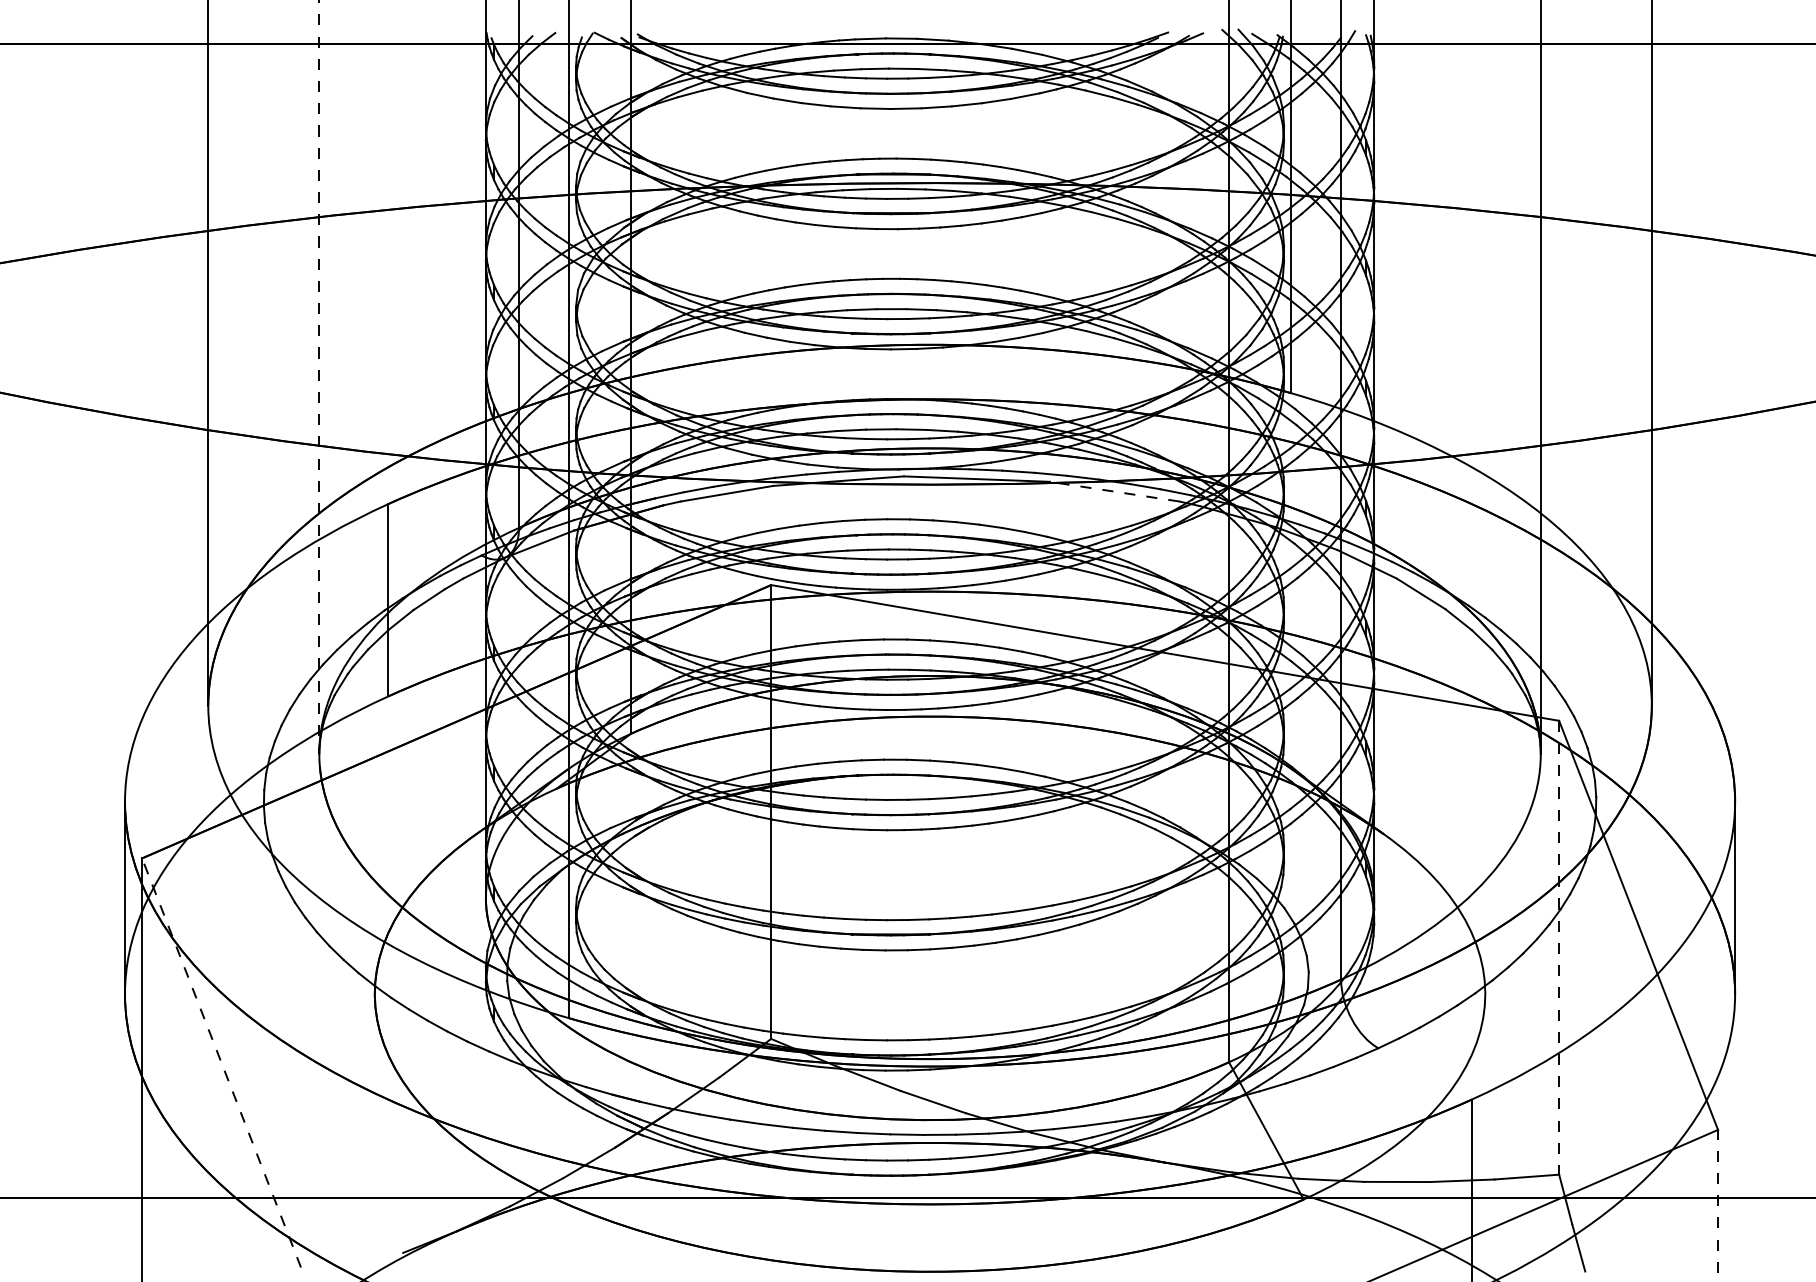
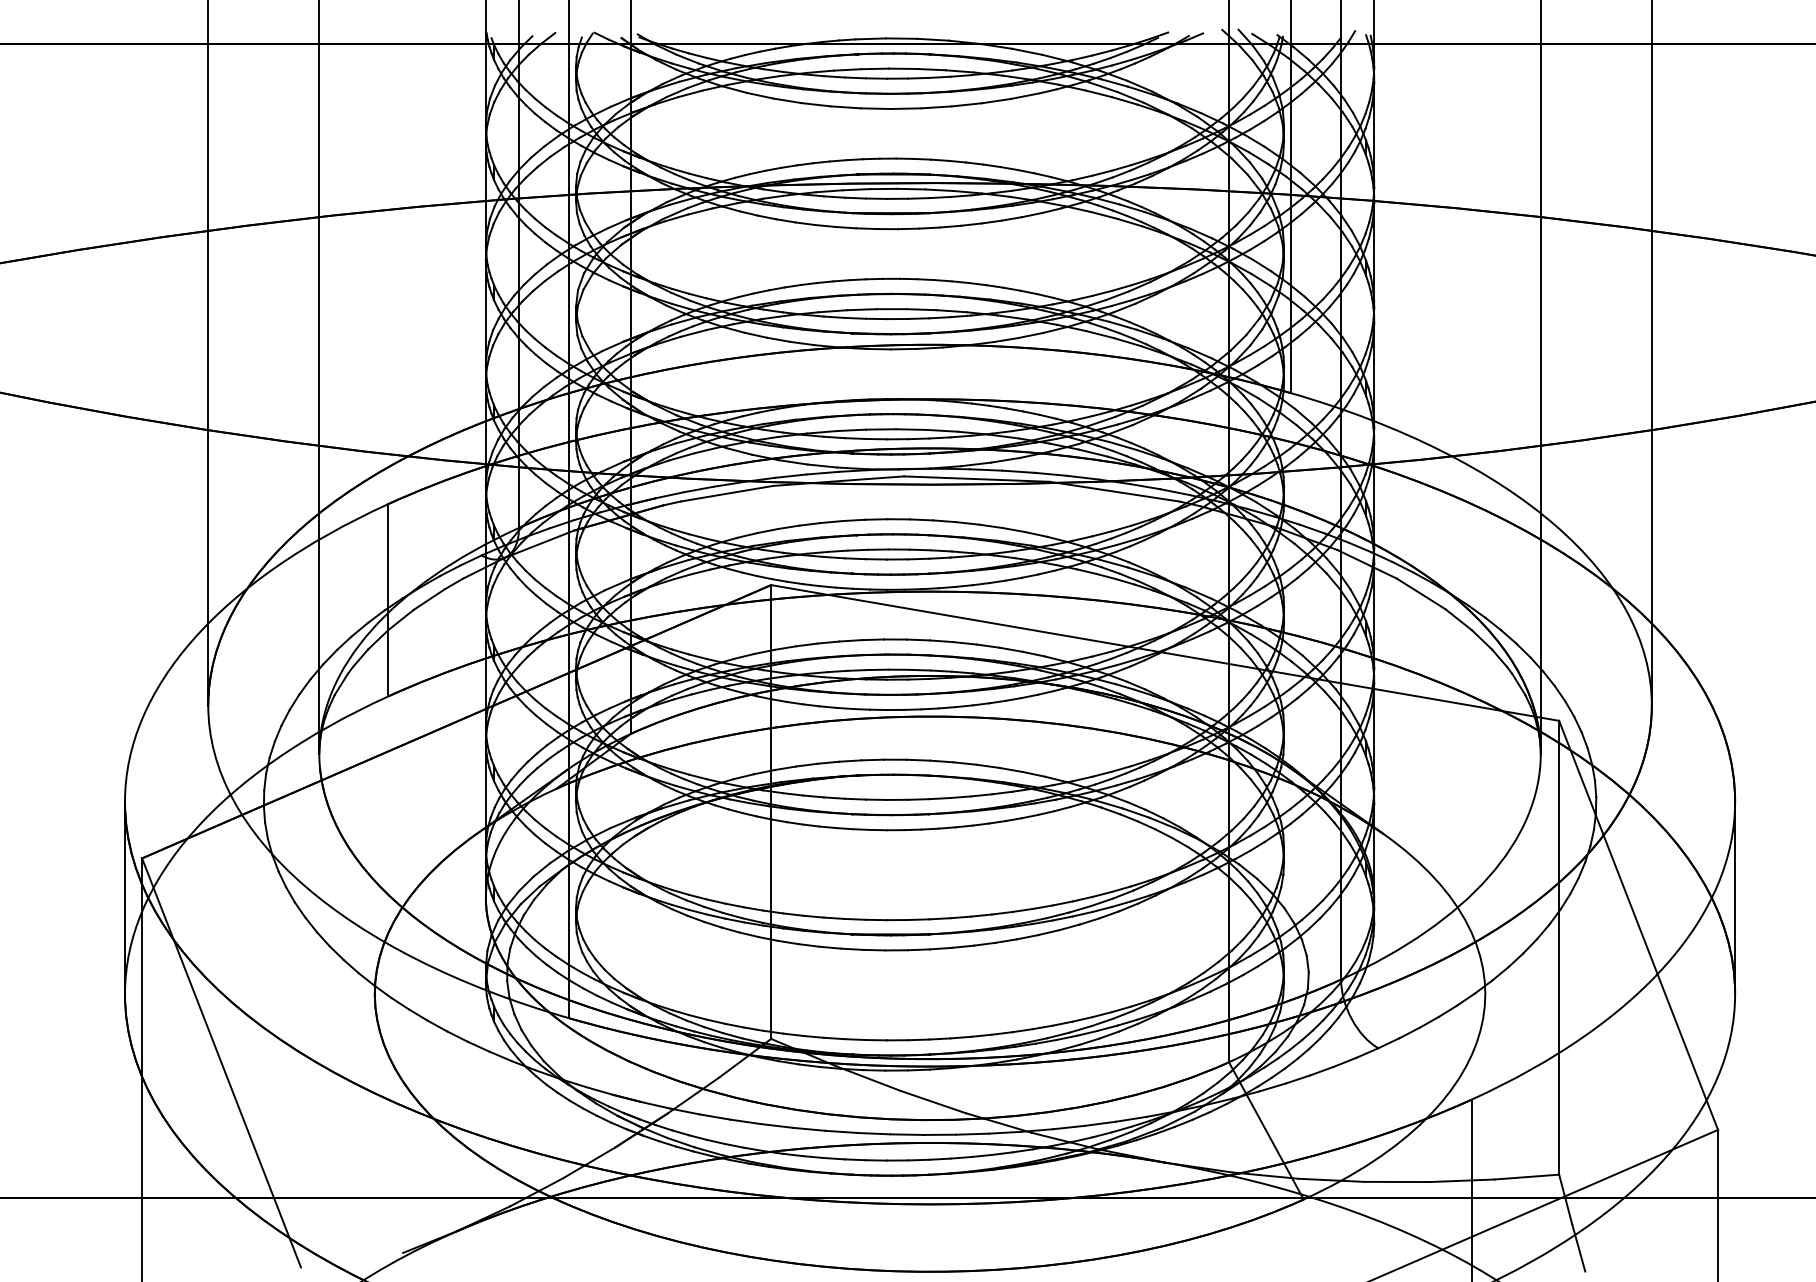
line: dashed -> solid (319, 377)
line: dashed -> solid (1114, 491)
line: dashed -> solid (1559, 947)
line: dashed -> solid (221, 1062)
line: dashed -> solid (1718, 1205)
